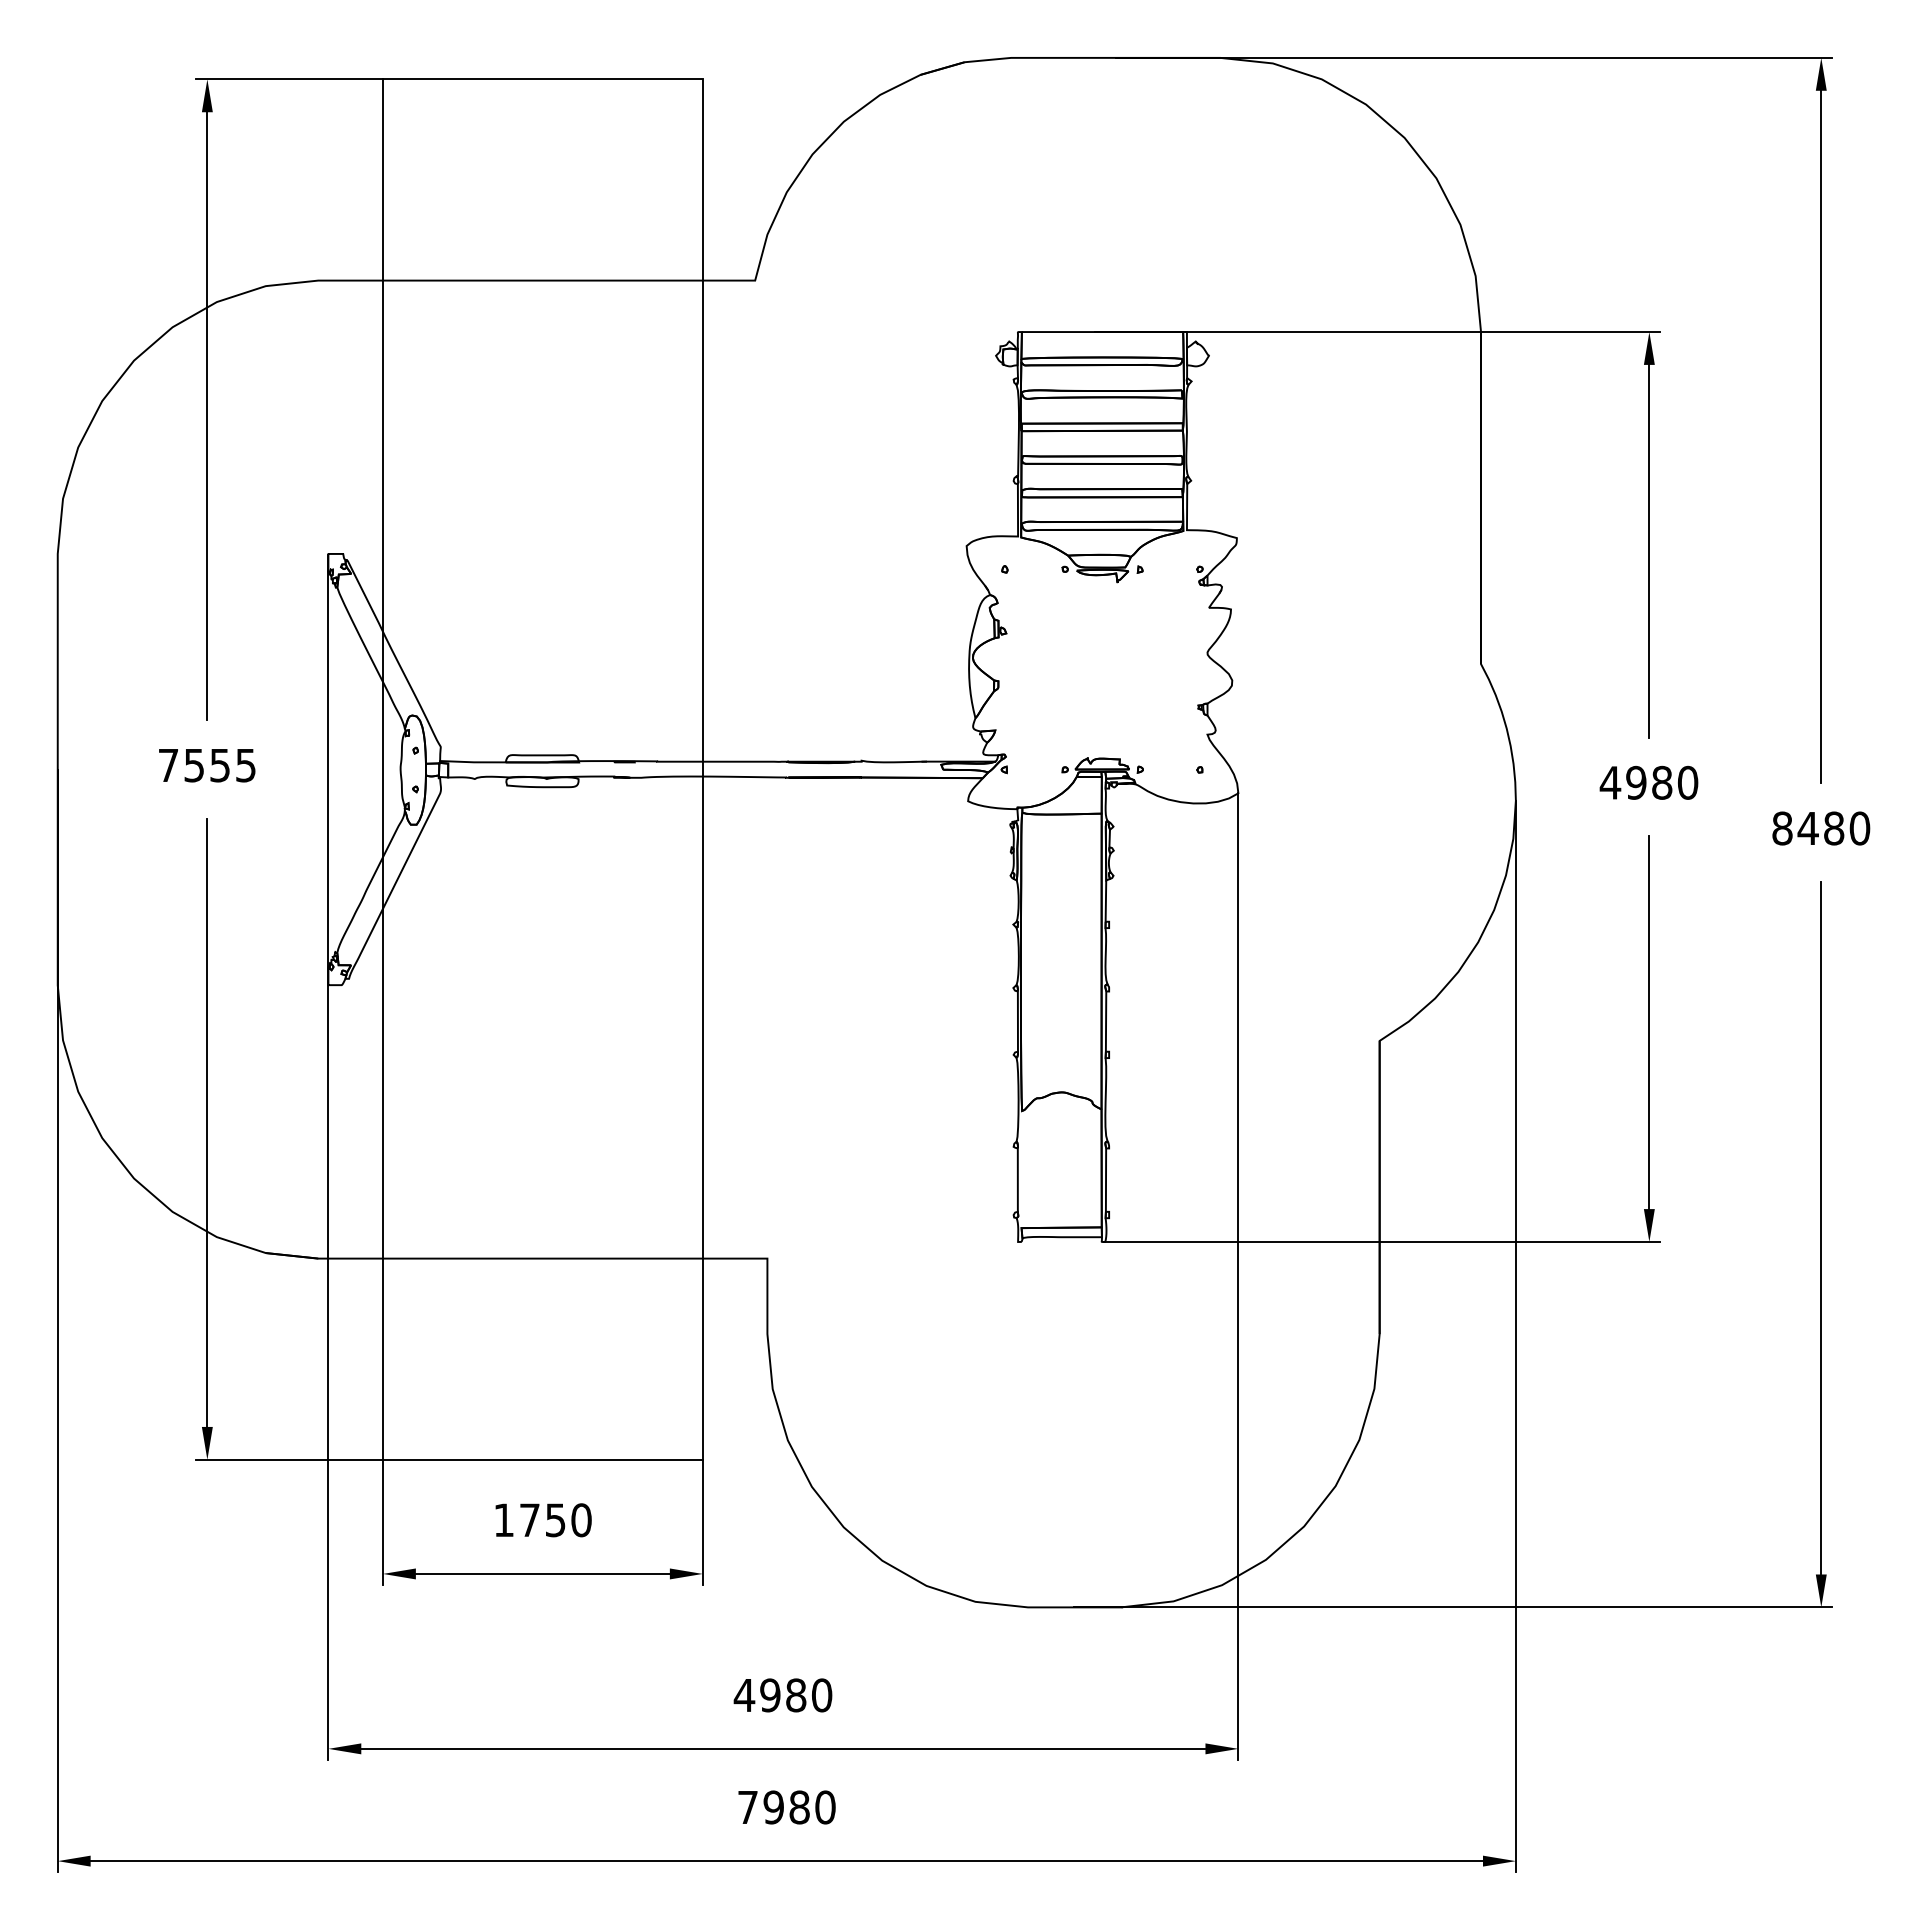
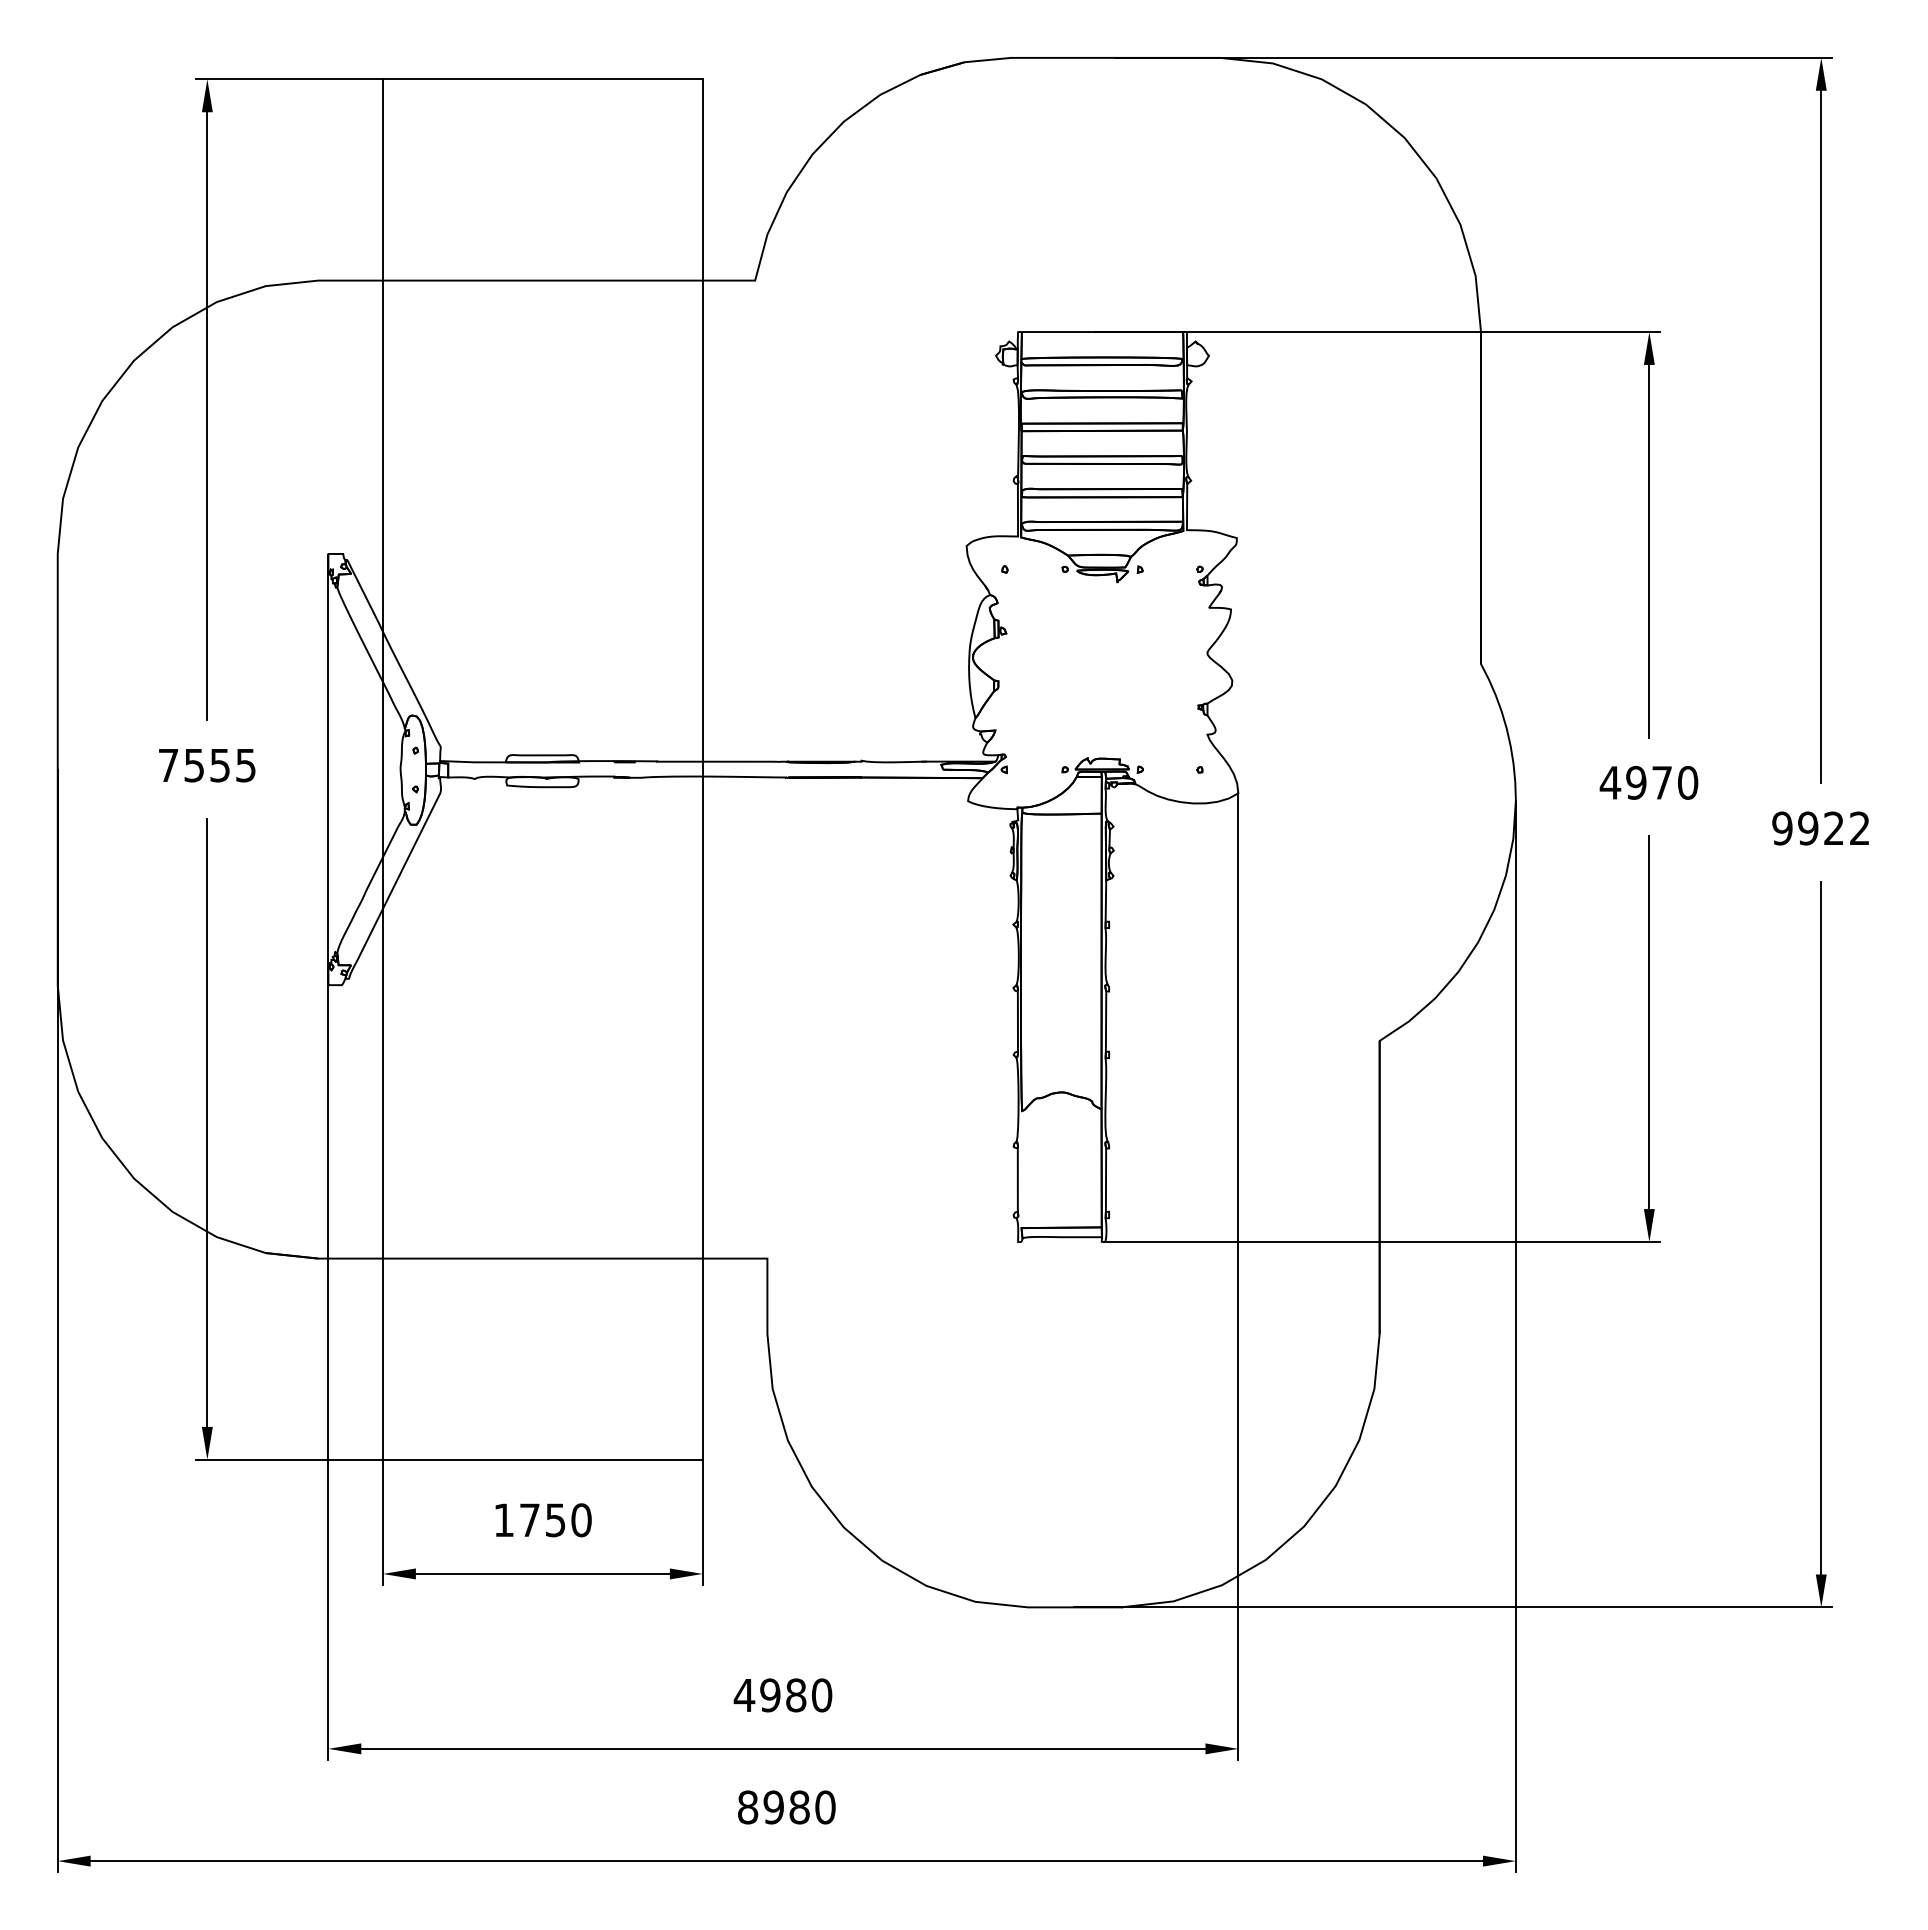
text: 4980 -> 4970 (1662, 782)
text: 8480 -> 9922 (1821, 828)
text: 7980 -> 8980 (748, 1807)
